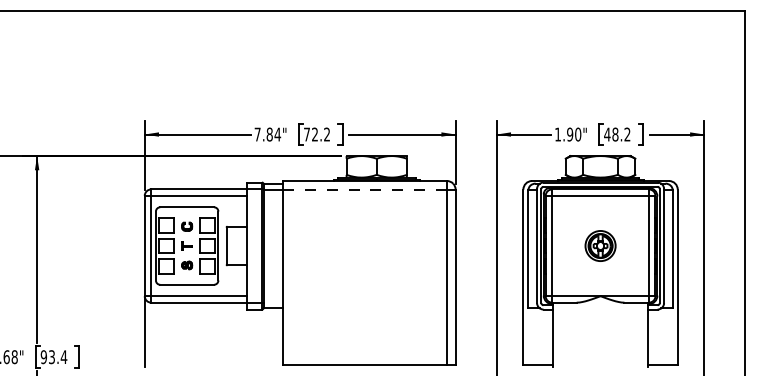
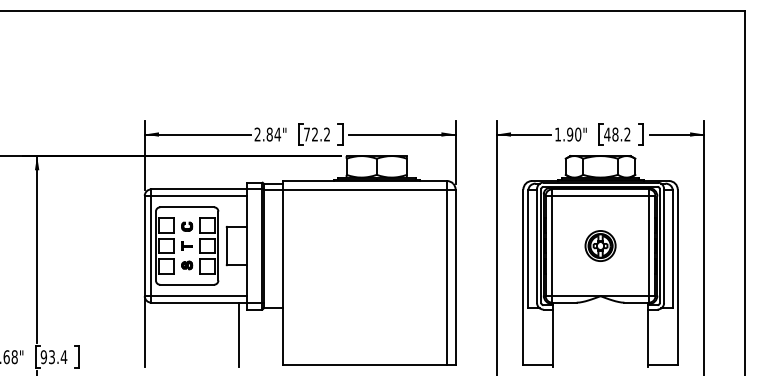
text: 7.84" -> 2.84" (257, 134)
line: dashed -> solid (365, 189)
line: none -> present (239, 334)
